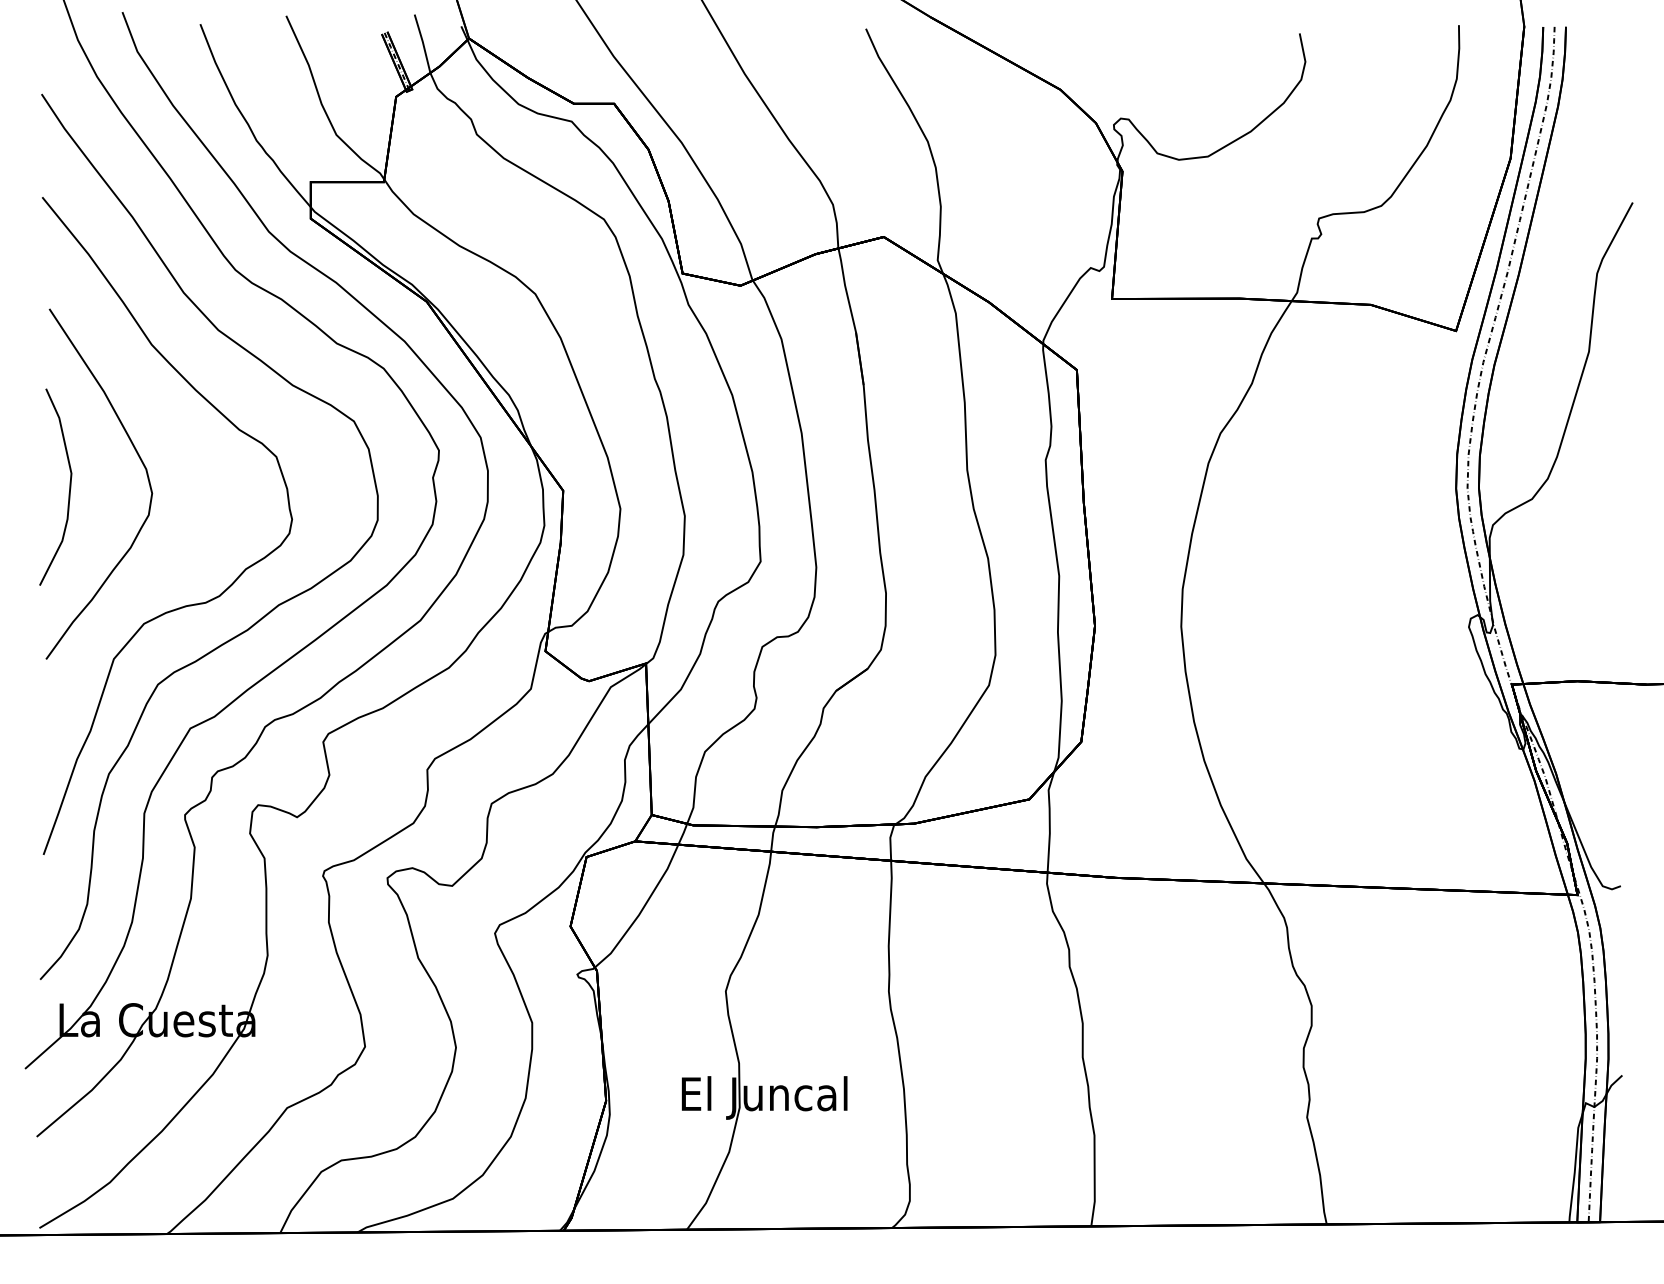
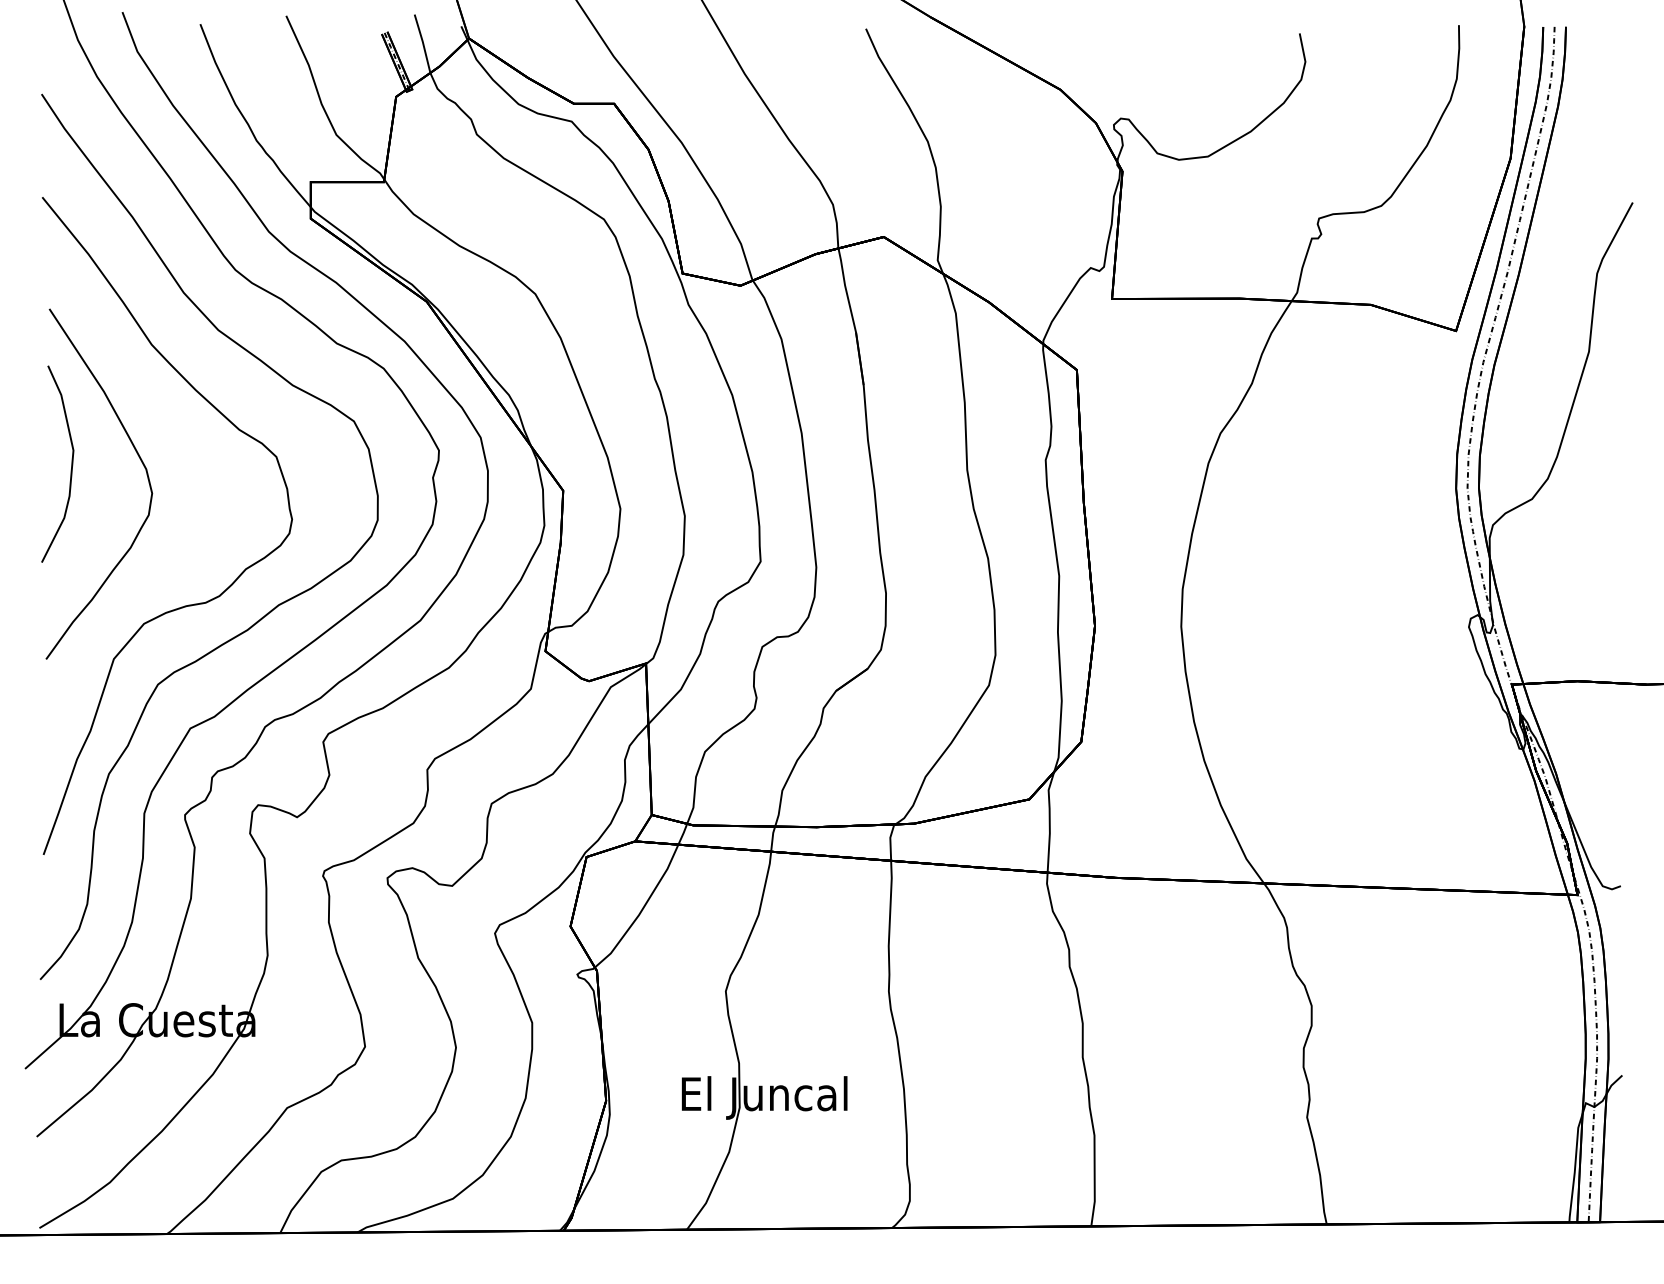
curve position: (69, 486) -> (71, 463) (71, 463)
